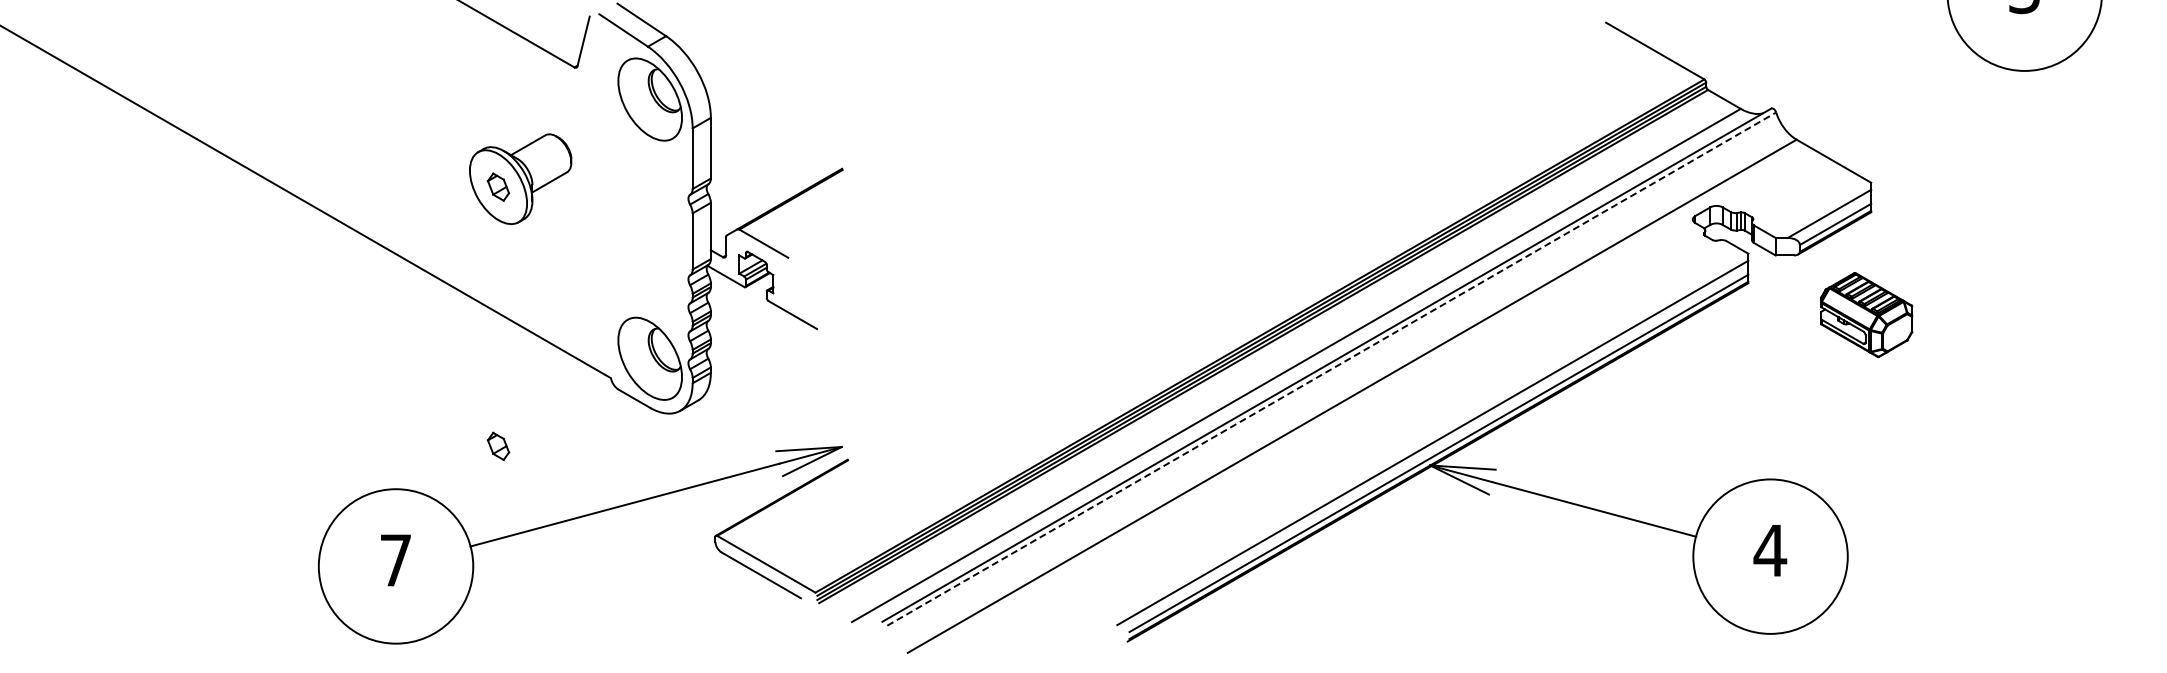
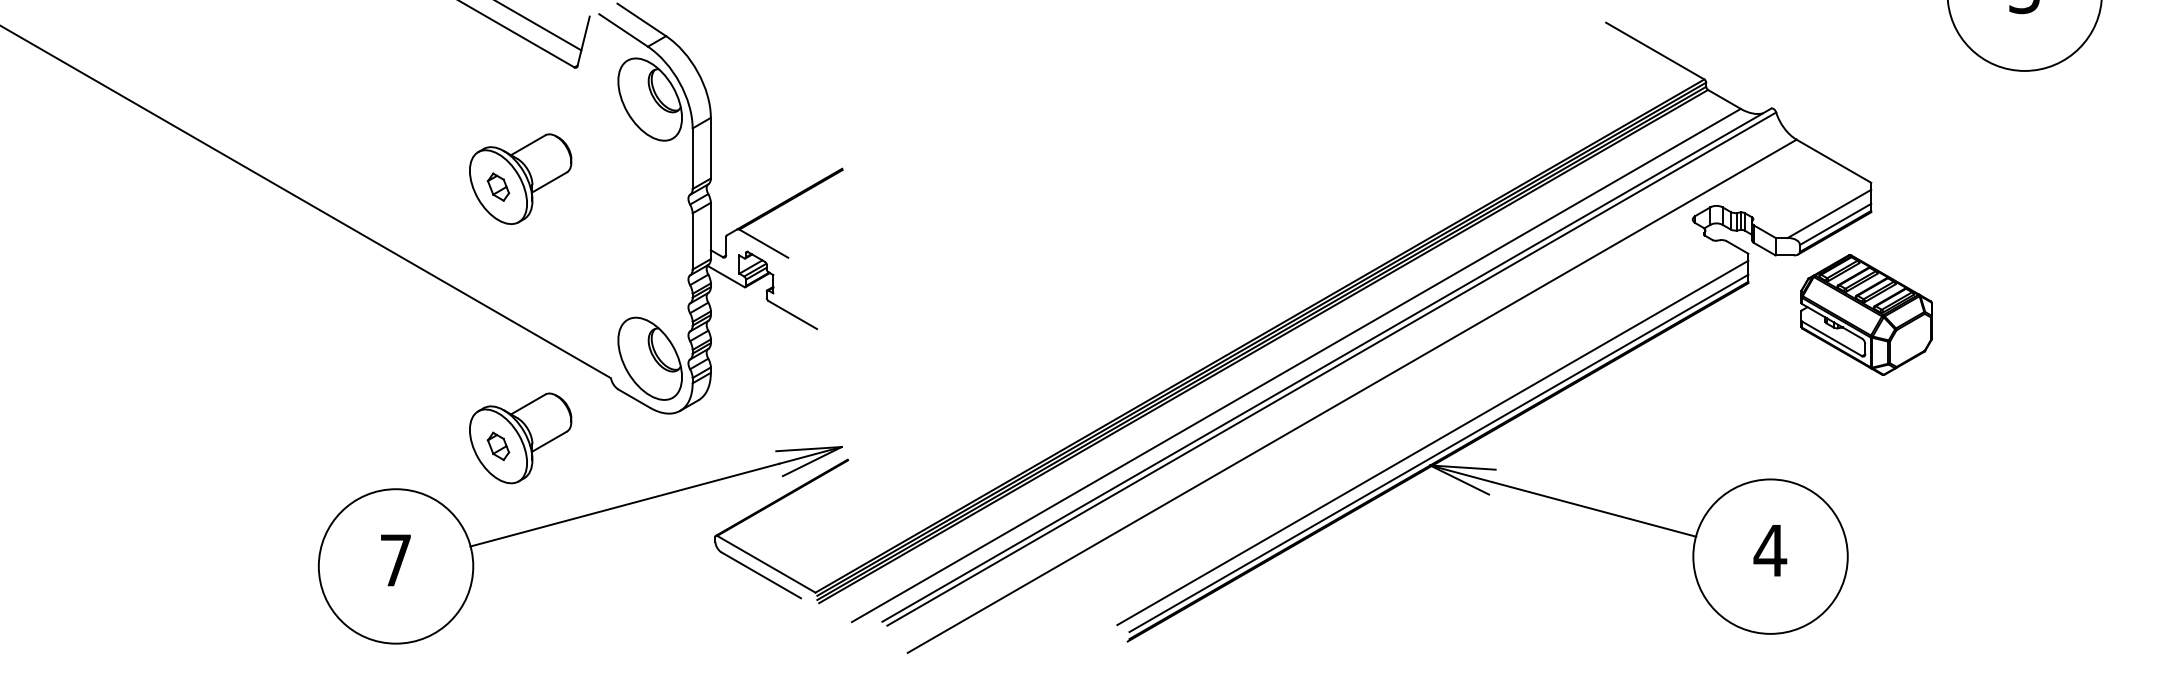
line: none -> present (539, 26)
part size: 94x86 px -> 133x122 px (1866, 314)
line: dashed -> solid (1332, 368)
part: none -> present (520, 438)
